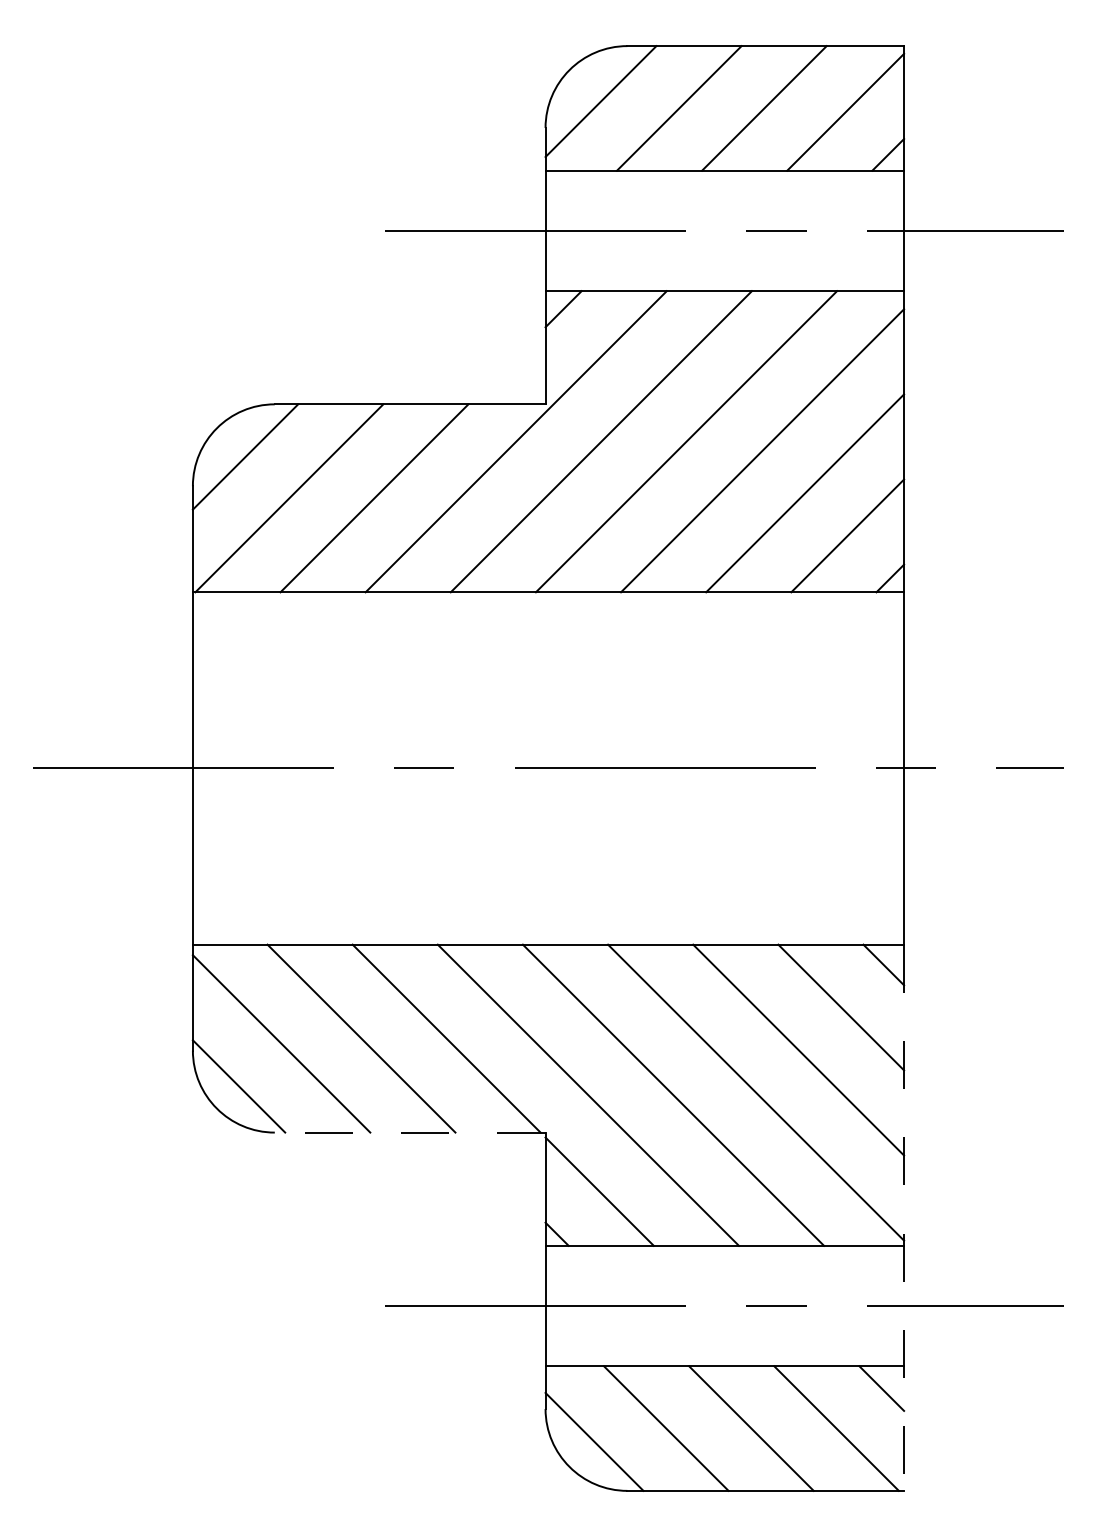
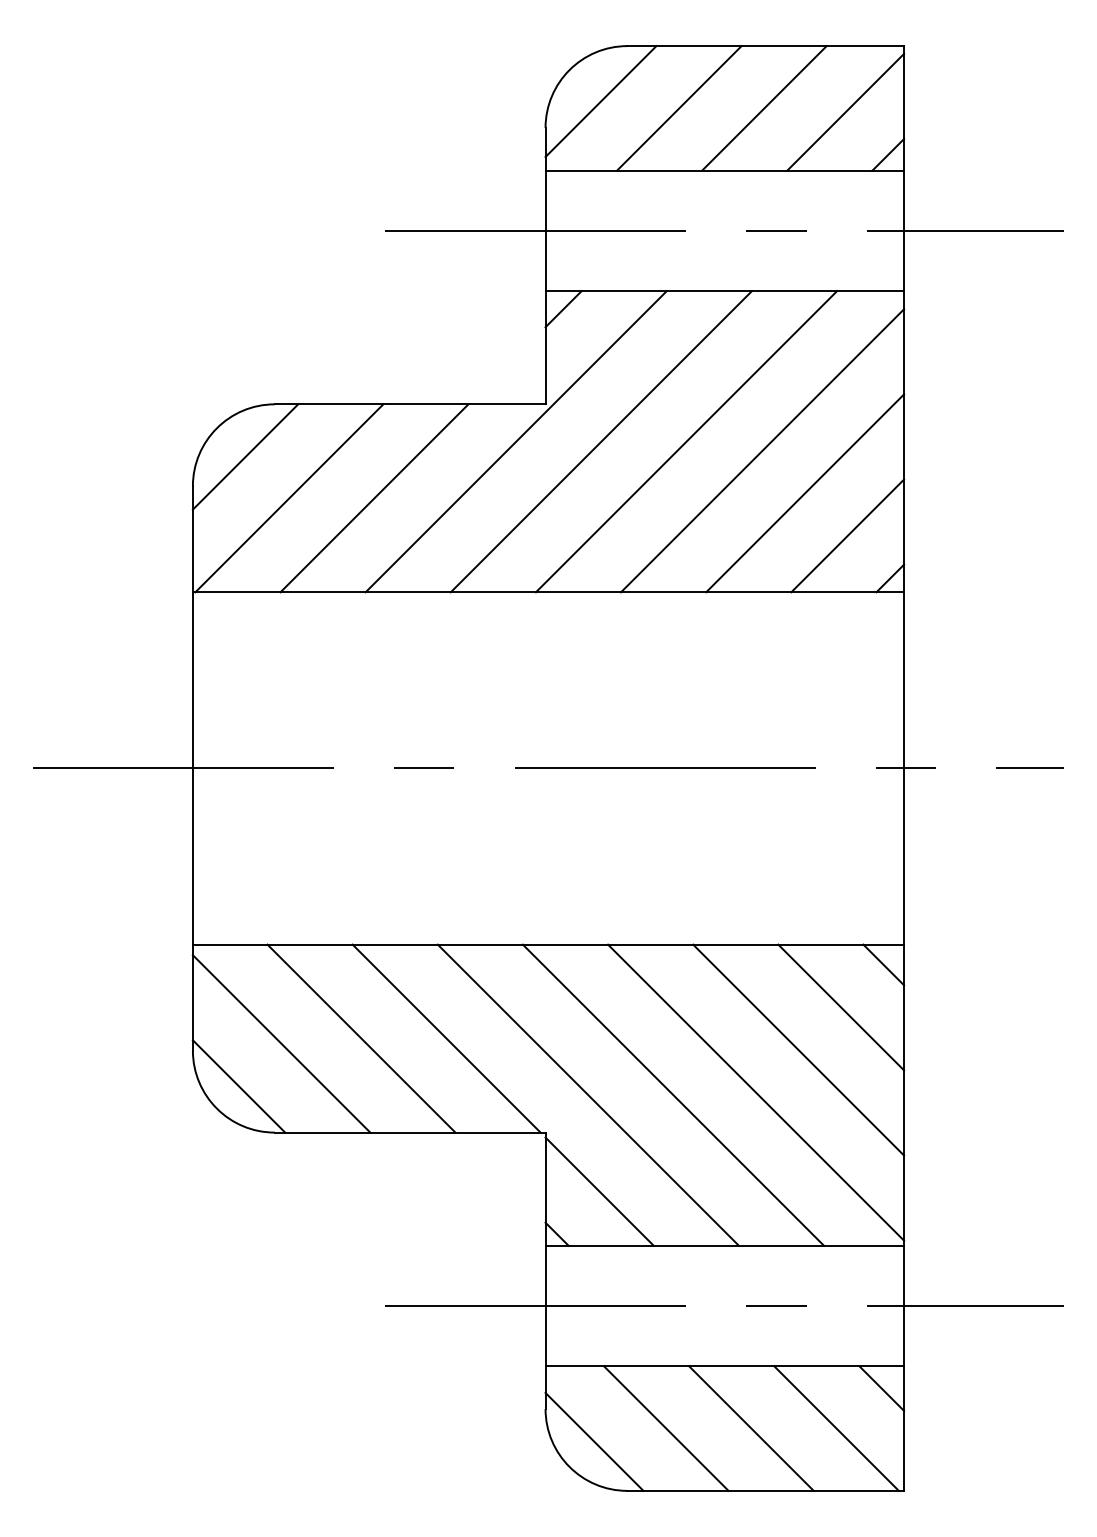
line: dashed -> solid (409, 1132)
line: dashed -> solid (904, 1218)
